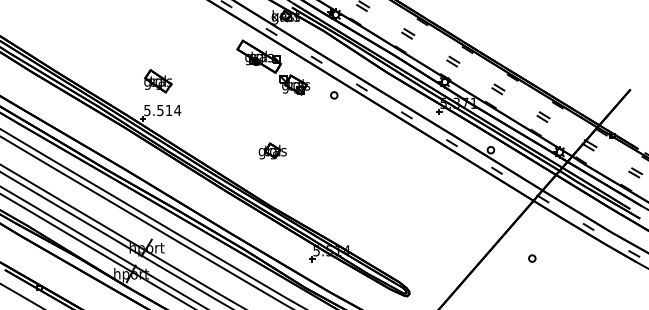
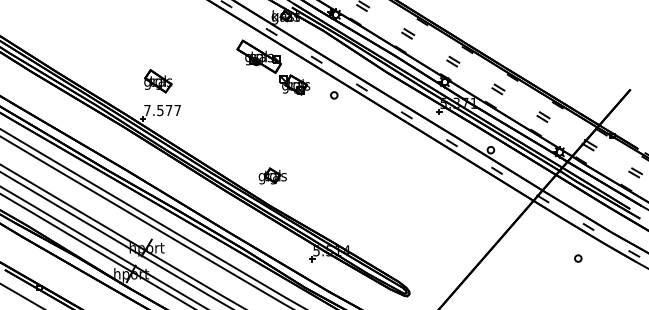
text: 5.514 -> 7.577 (162, 110)
part position: (272, 150) -> (272, 175) (272, 175)
part position: (532, 258) -> (578, 258) (578, 258)
